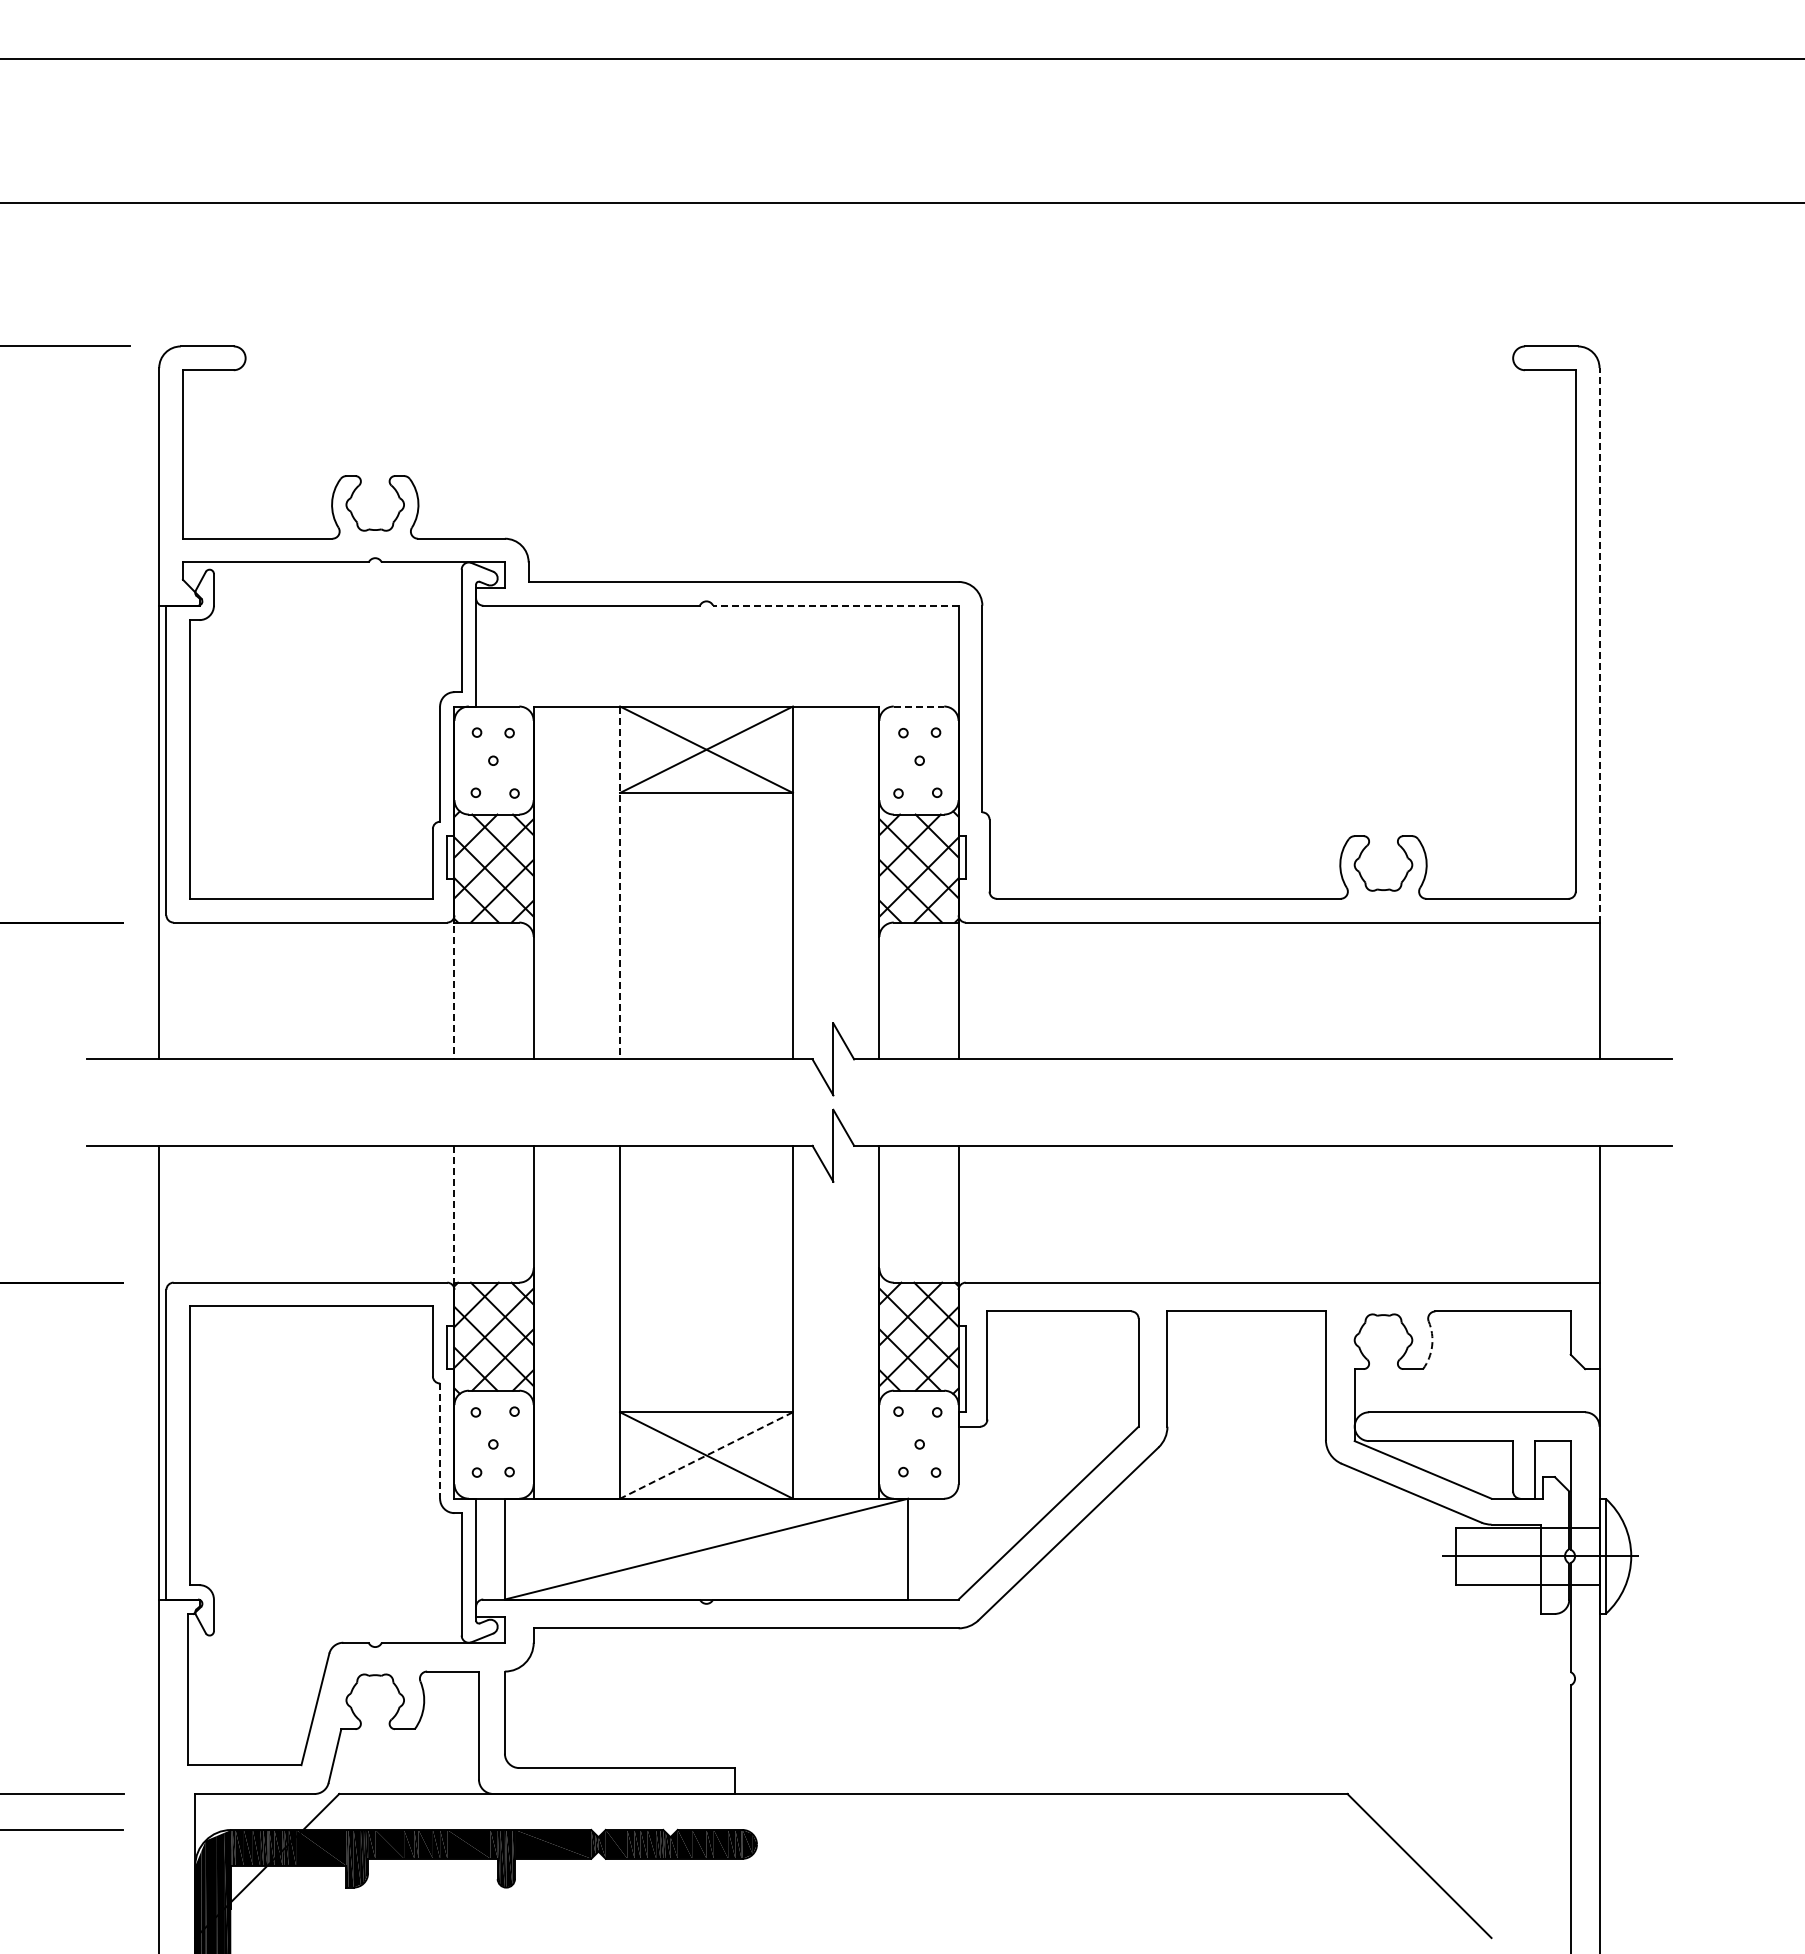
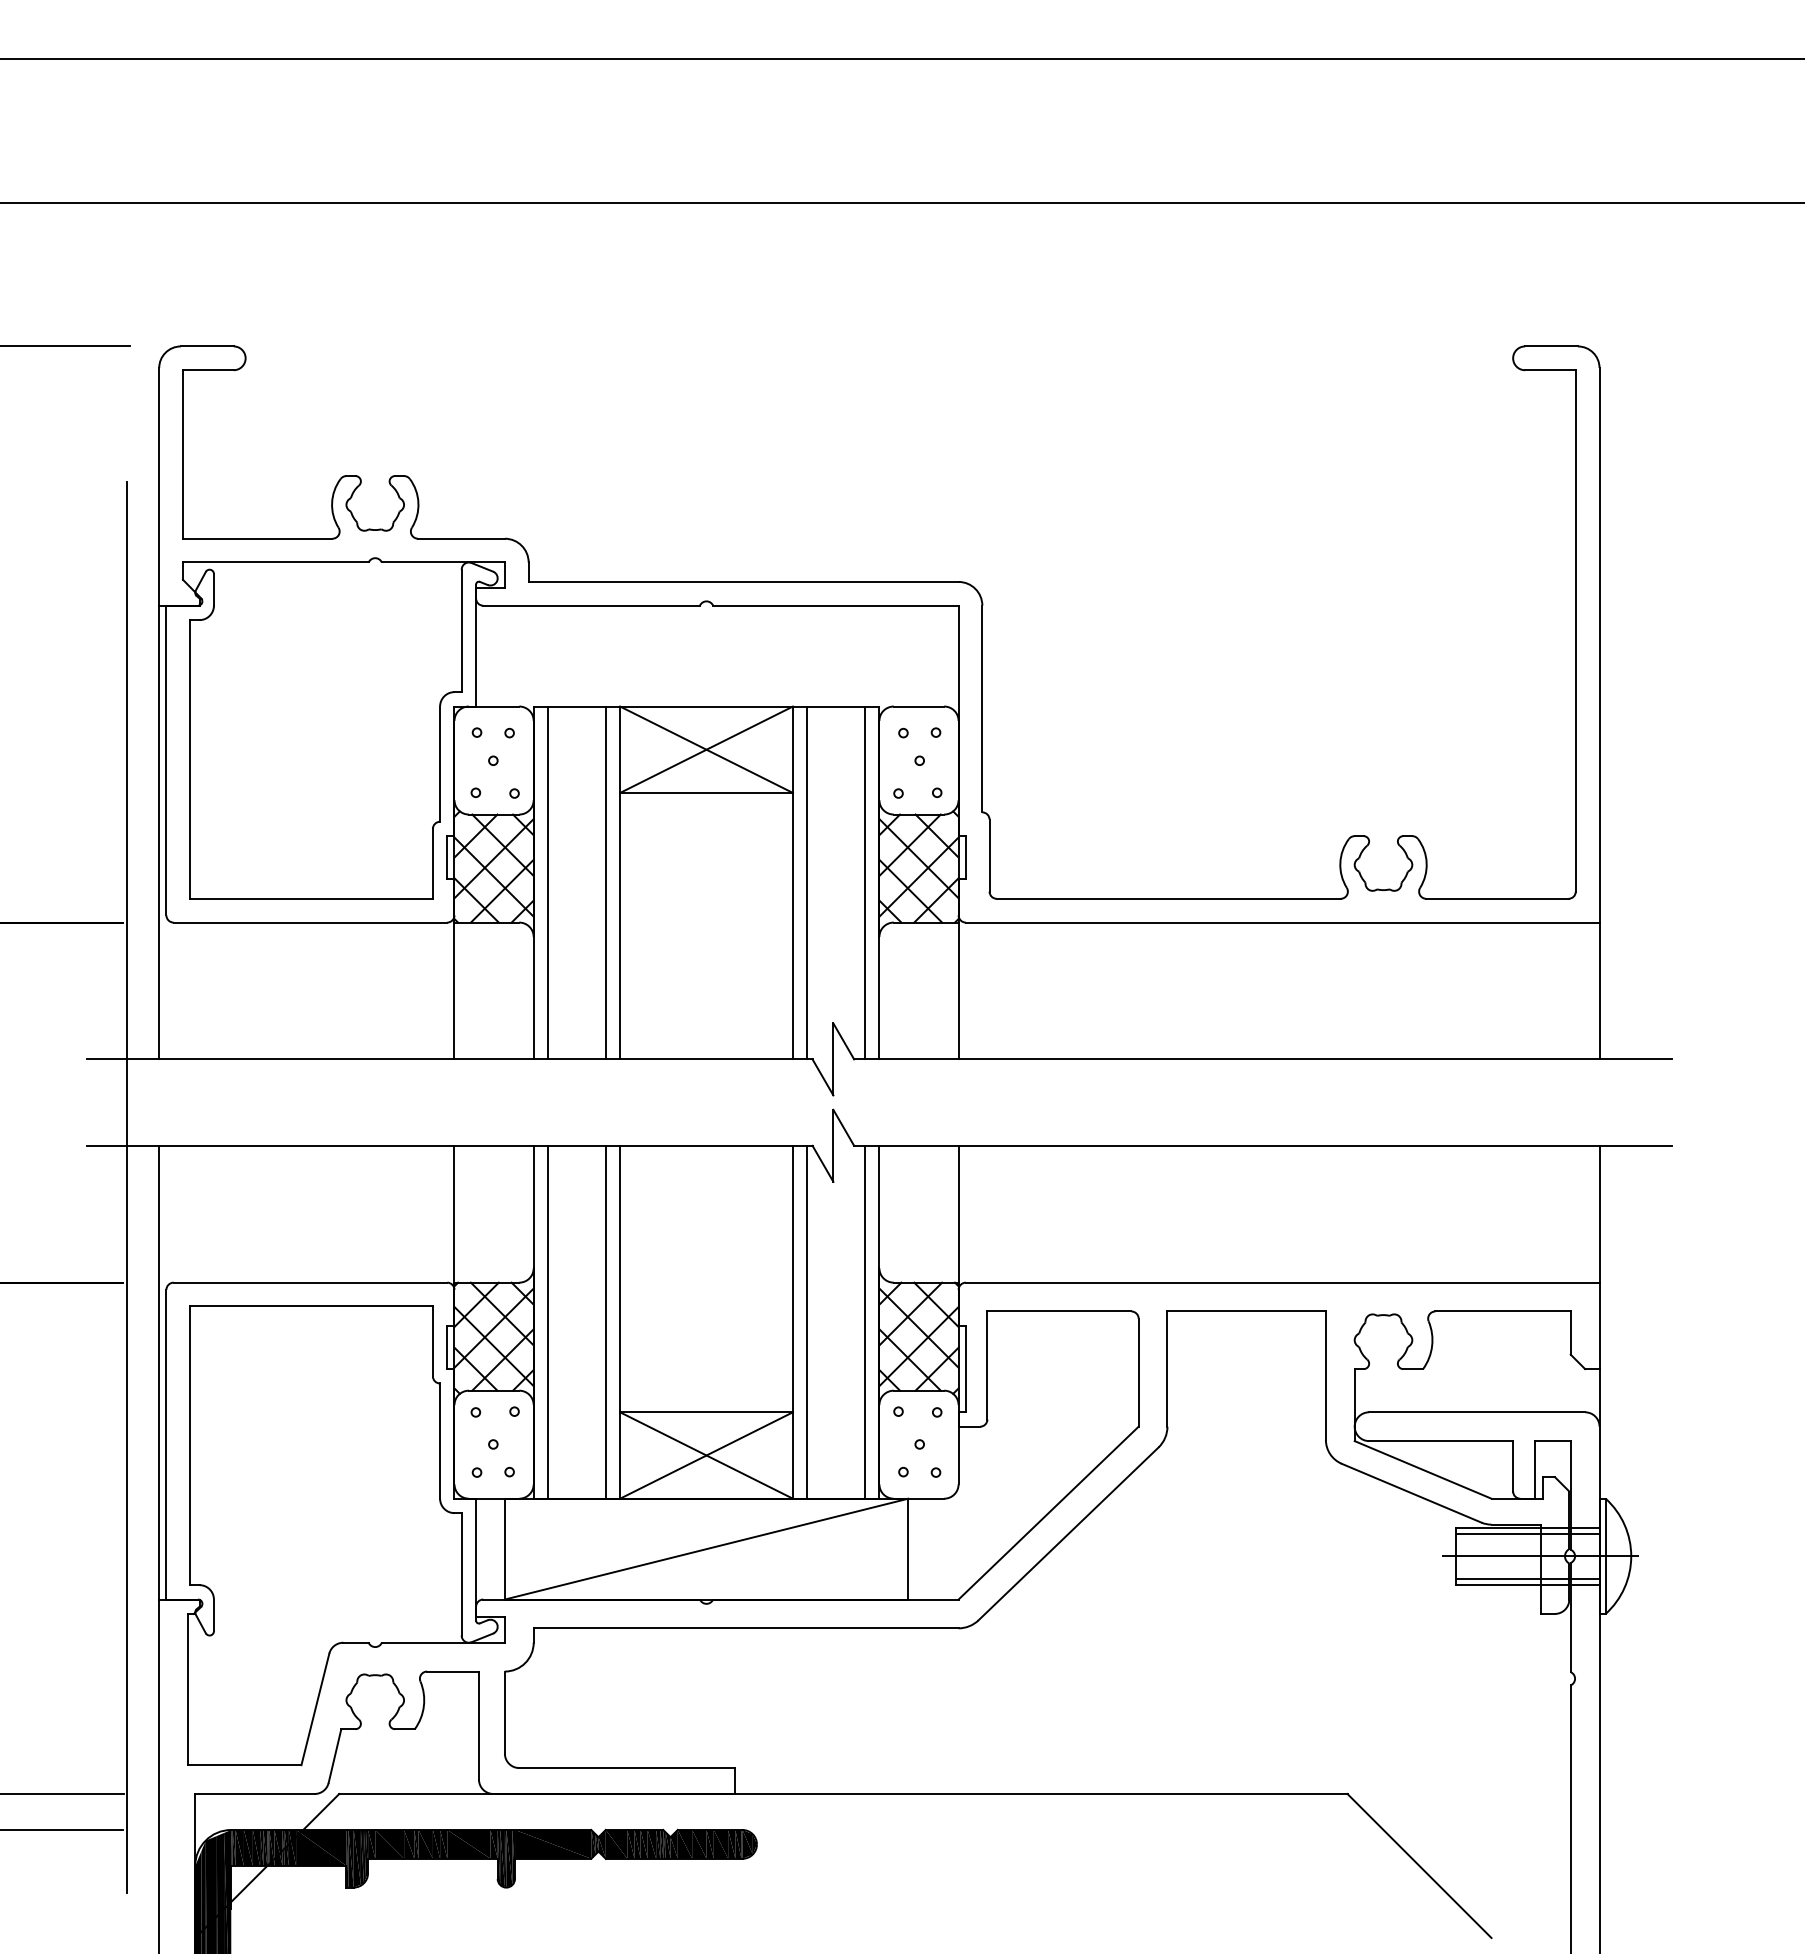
line: dashed -> solid (835, 605)
line: dashed -> solid (1599, 644)
line: dashed -> solid (919, 706)
line: none -> present (548, 882)
line: none -> present (605, 882)
line: none -> present (807, 882)
line: none -> present (864, 882)
line: dashed -> solid (620, 883)
line: dashed -> solid (454, 987)
line: none -> present (127, 1187)
line: dashed -> solid (454, 1218)
line: none -> present (548, 1321)
line: none -> present (605, 1321)
line: none -> present (807, 1321)
line: none -> present (864, 1321)
arc: dashed -> solid (1432, 1346)
line: dashed -> solid (440, 1441)
line: dashed -> solid (706, 1455)
line: none -> present (1527, 1533)
line: none -> present (1527, 1579)
